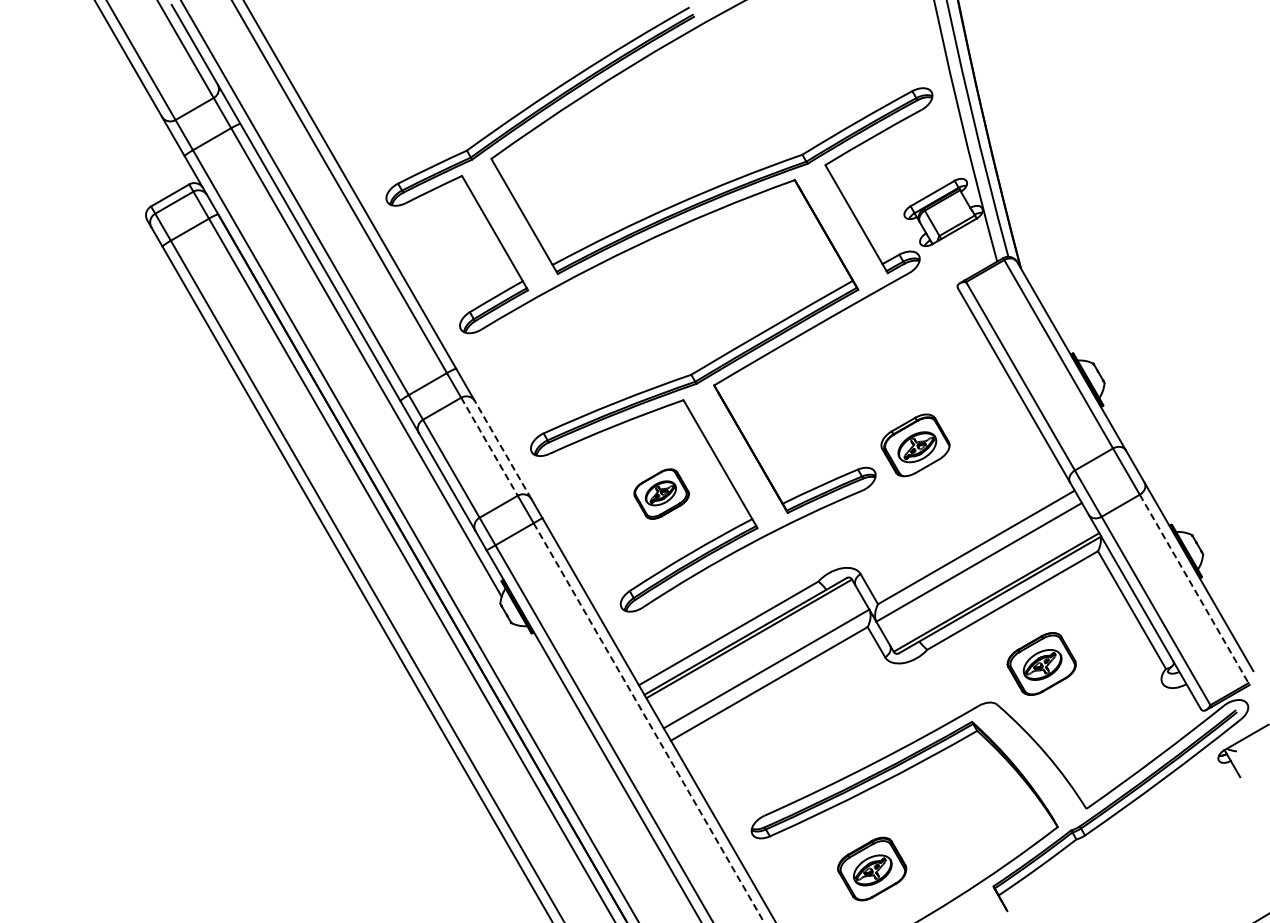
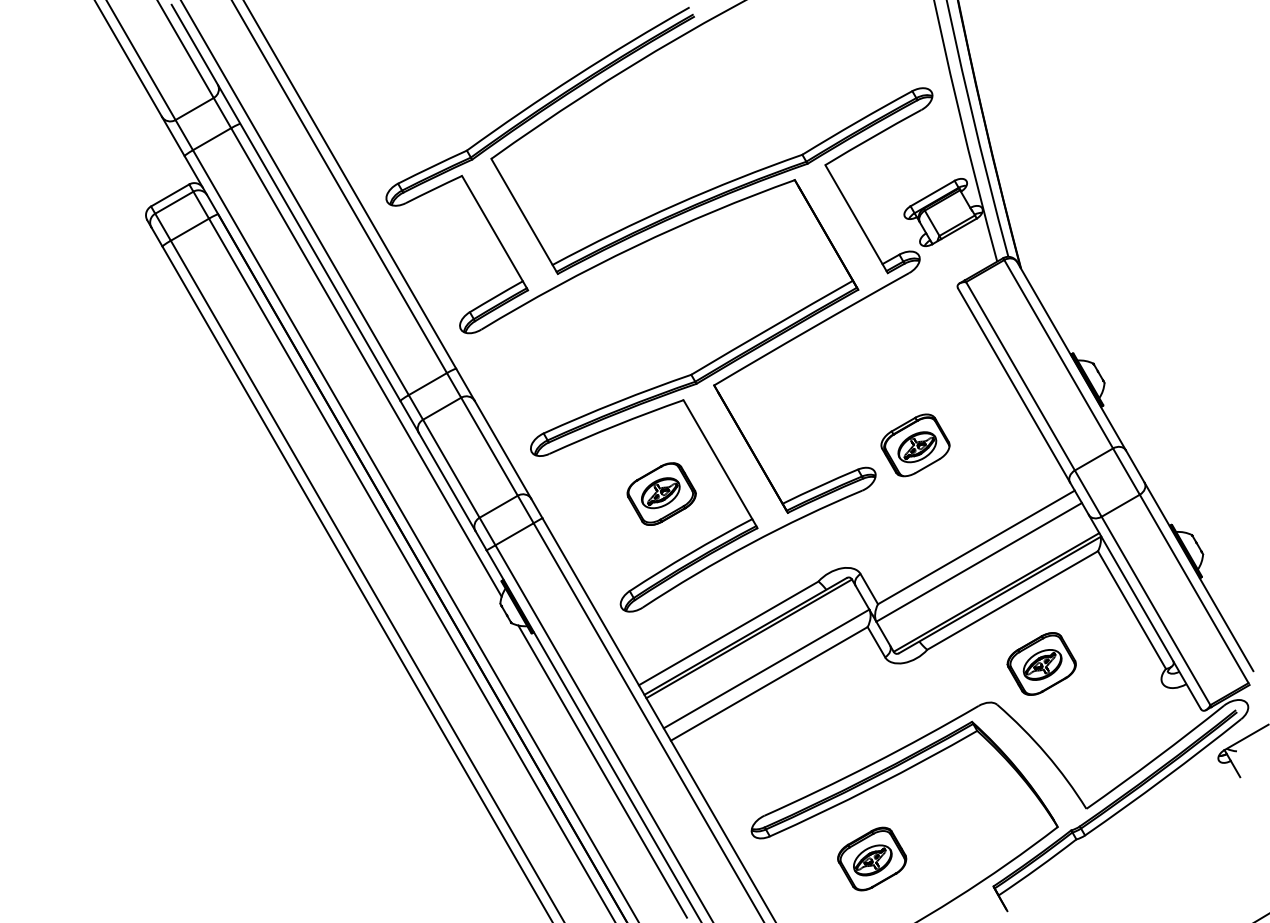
line: dashed -> solid (489, 446)
line: dashed -> solid (503, 449)
part size: 57x52 px -> 71x64 px (661, 493)
line: dashed -> solid (1194, 588)
line: dashed -> solid (649, 723)
line: none -> present (602, 771)
part position: (872, 868) -> (872, 858) (872, 858)
